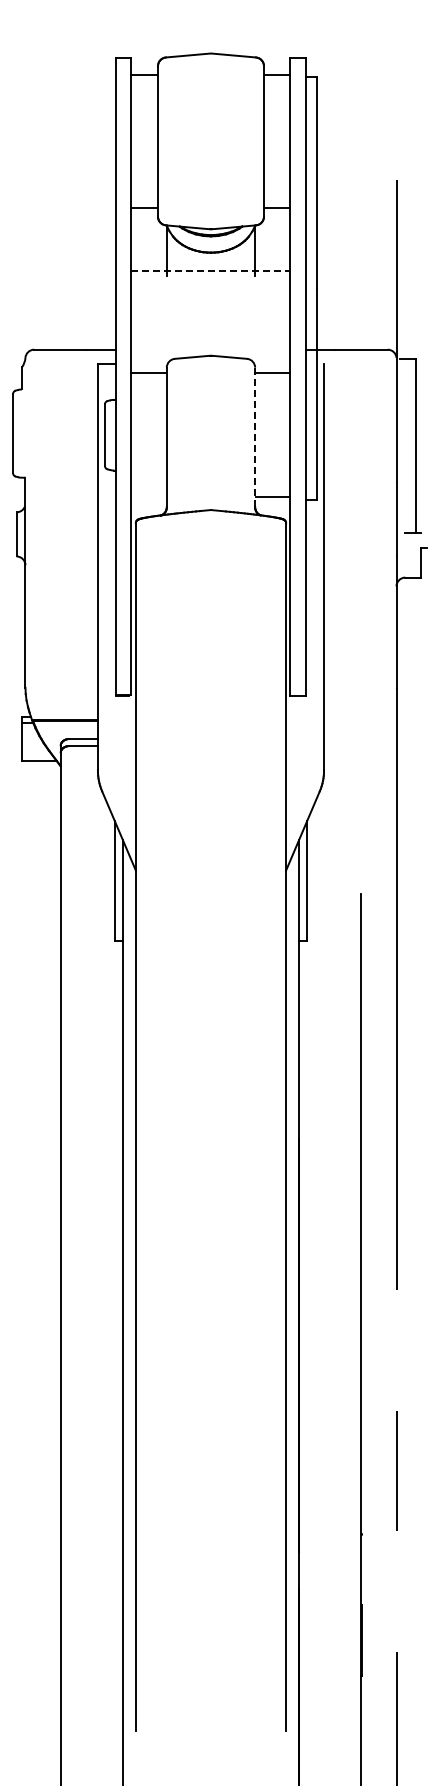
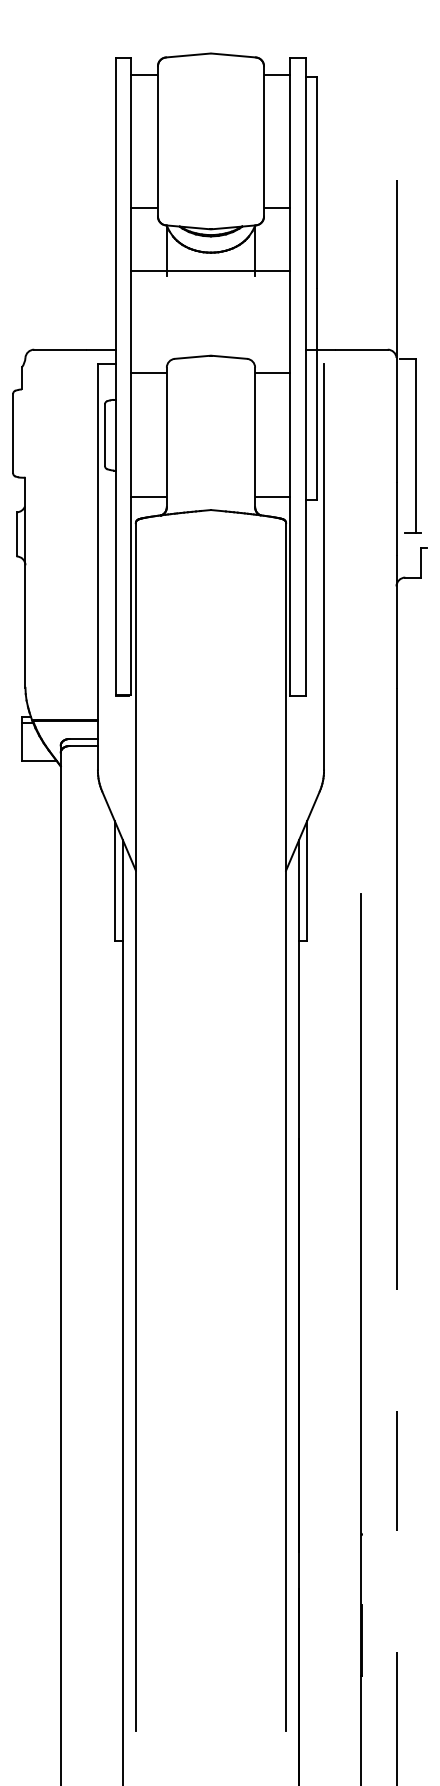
line: dashed -> solid (210, 270)
line: dashed -> solid (255, 437)
line: none -> present (148, 497)
